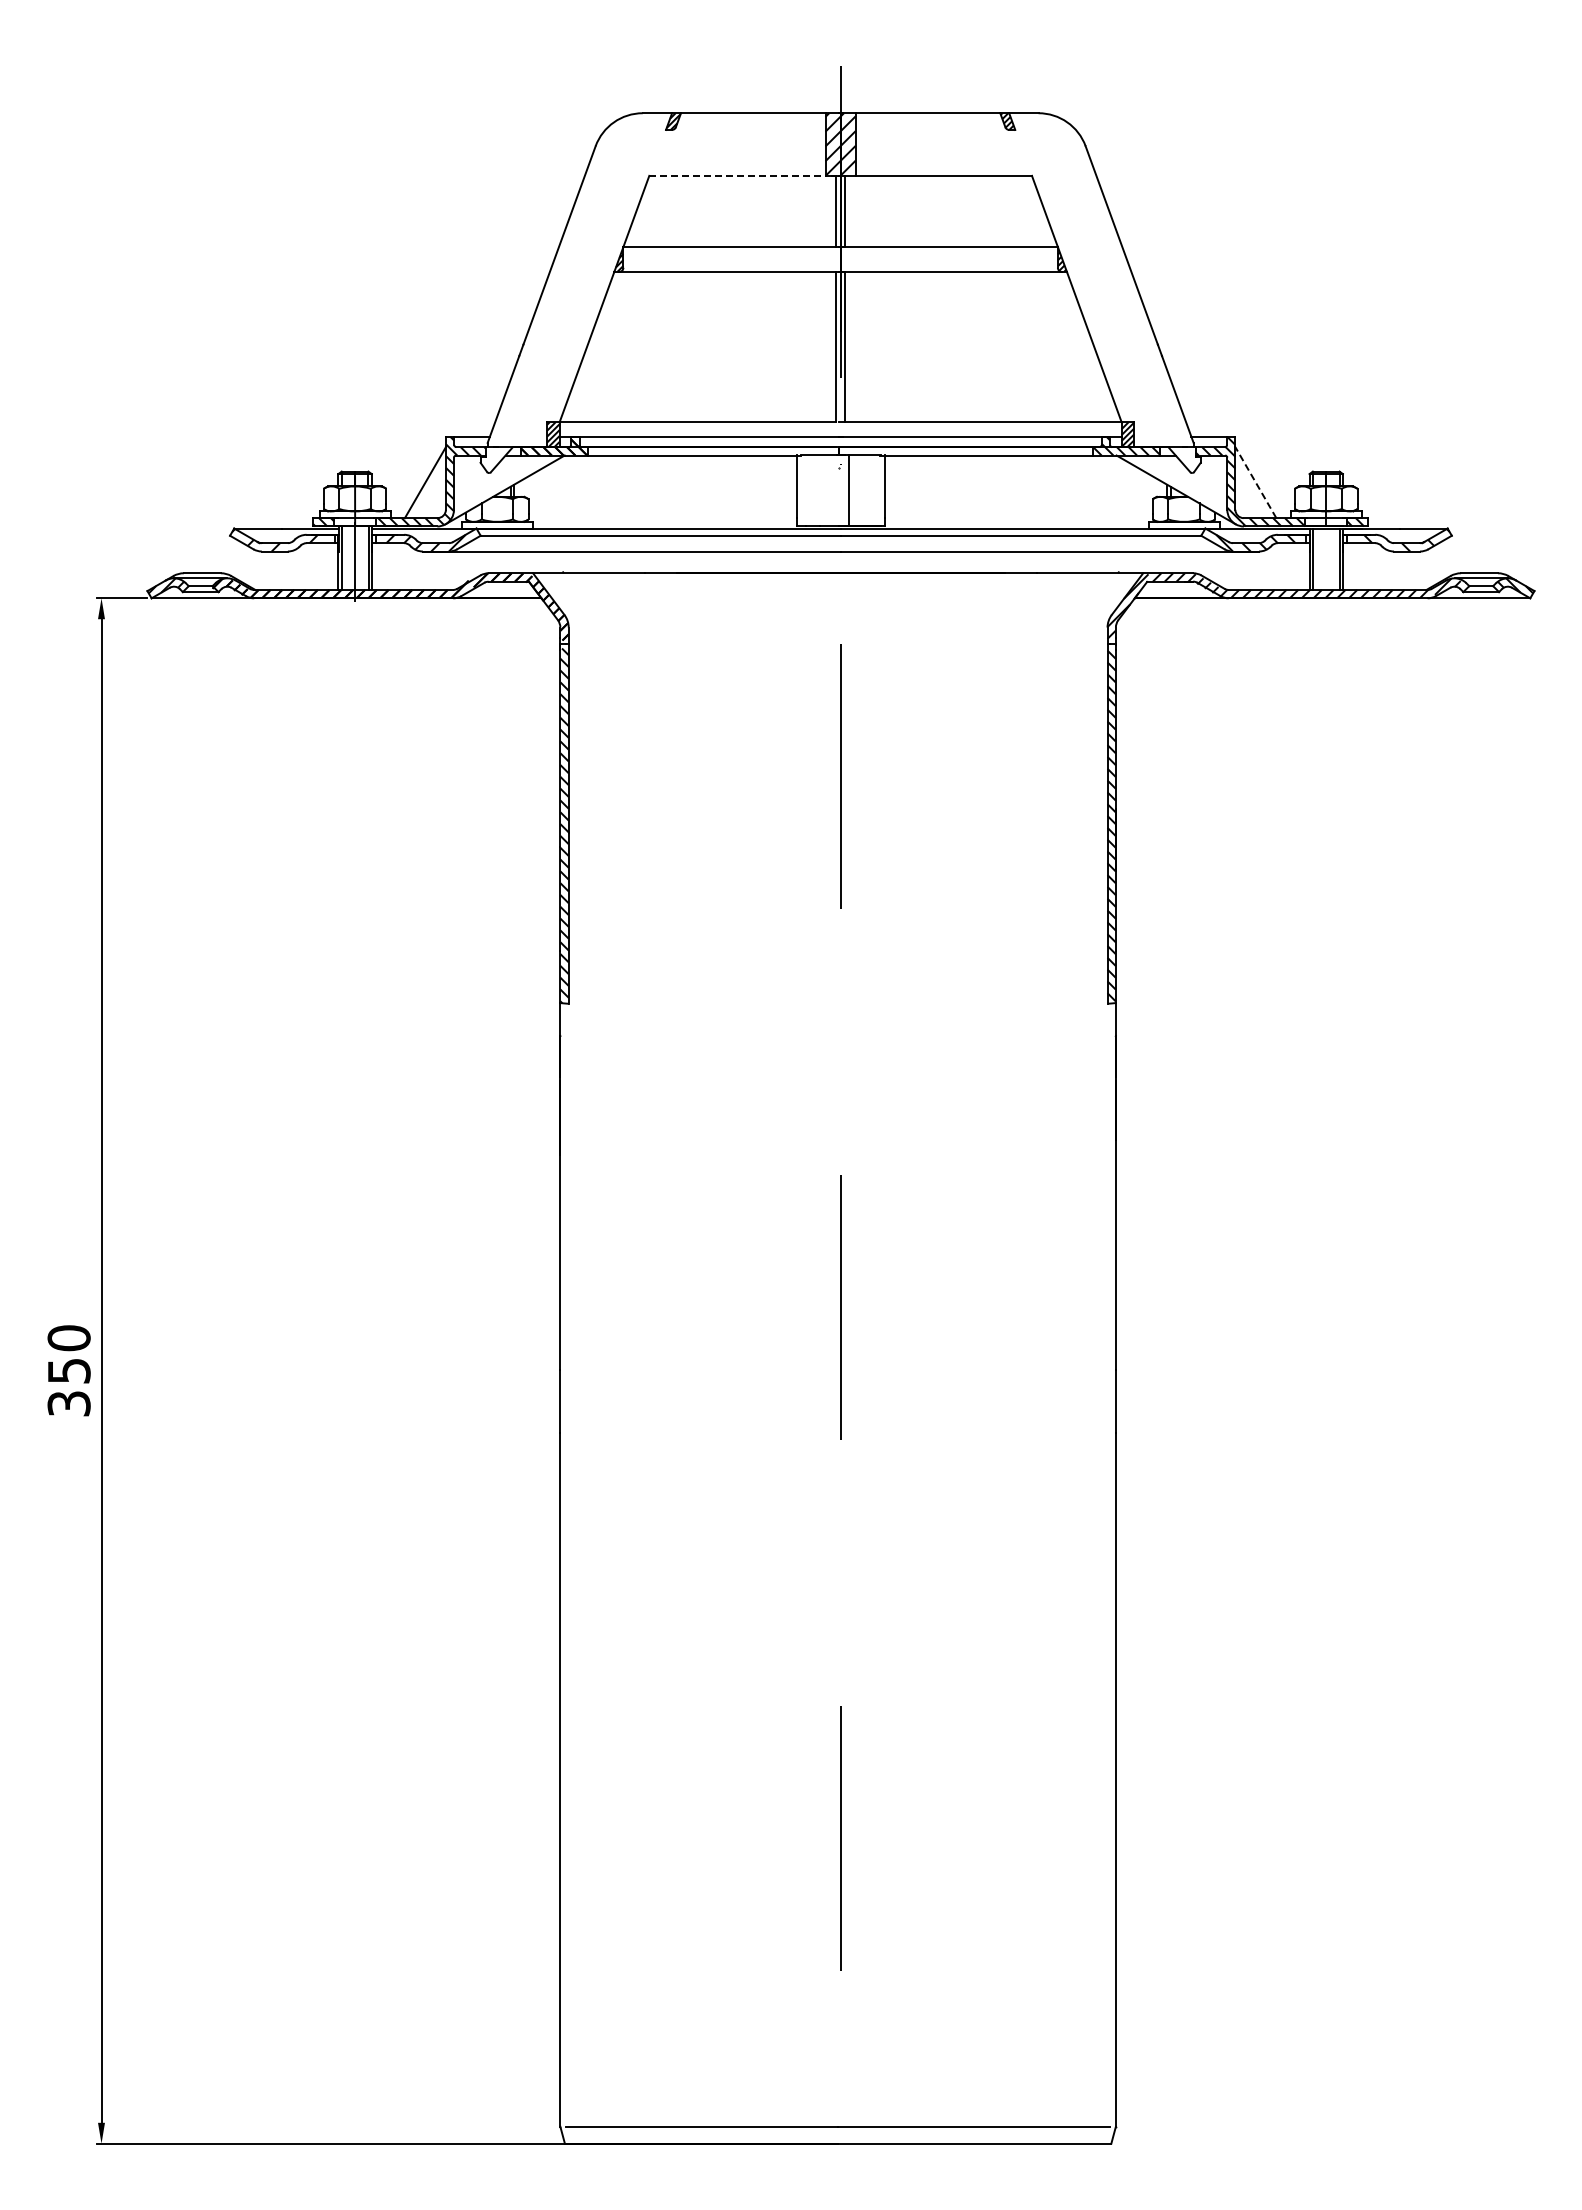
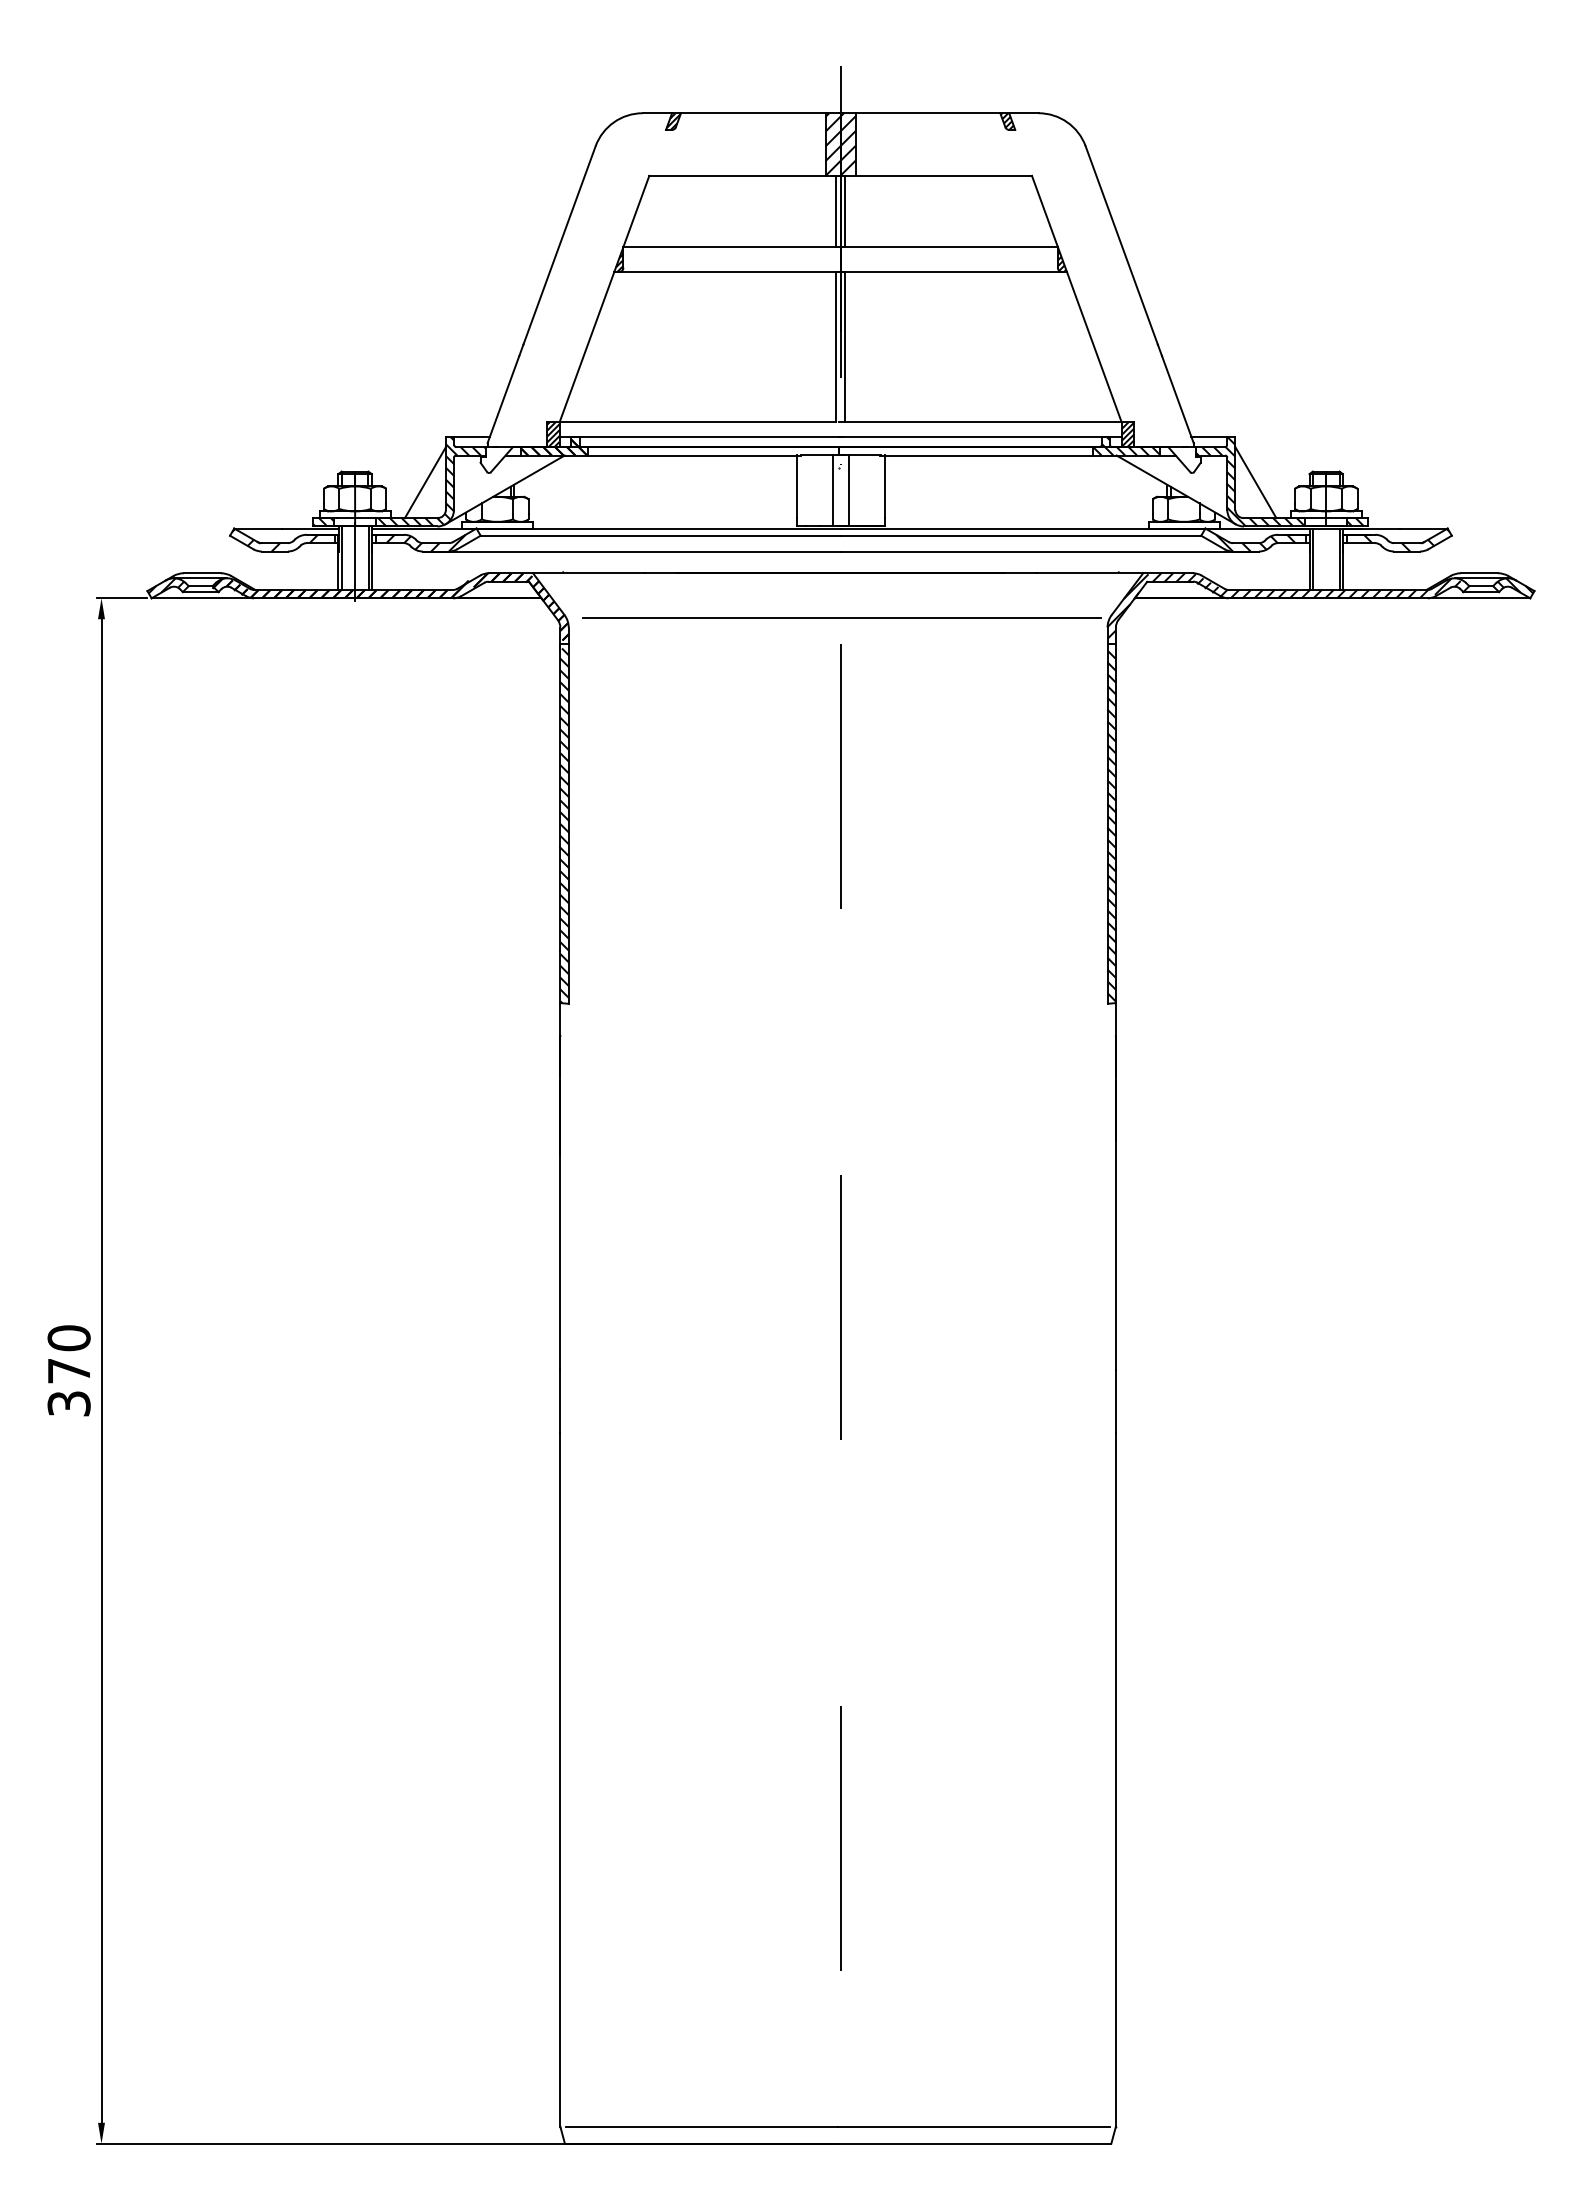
line: dashed -> solid (737, 175)
line: dashed -> solid (1255, 482)
line: none -> present (832, 490)
line: none -> present (842, 618)
text: 350 -> 370 (69, 1371)
